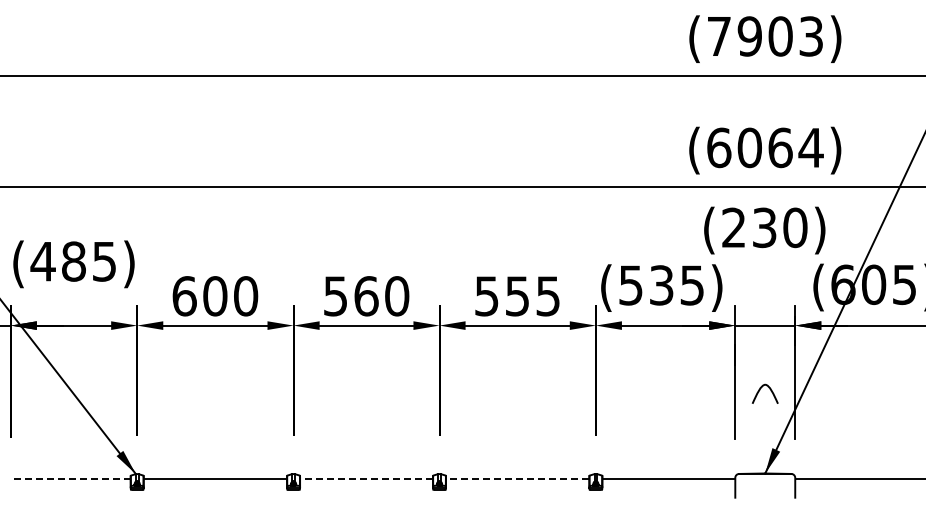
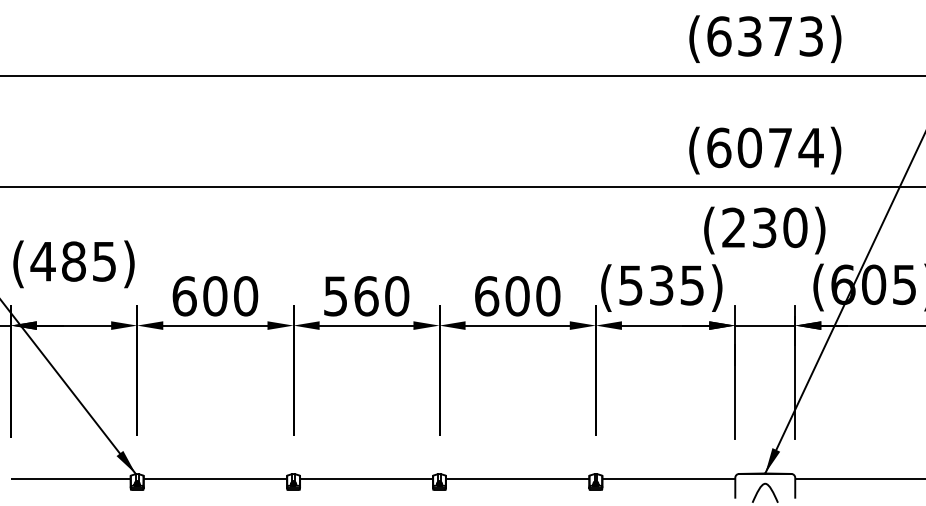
text: (7903) -> (6373) (749, 36)
text: (6064) -> (6074) (780, 147)
text: 555 -> 600 (517, 296)
curve position: (760, 390) -> (760, 489) (760, 489)
line: dashed -> solid (70, 478)
line: dashed -> solid (366, 478)
line: dashed -> solid (517, 478)
